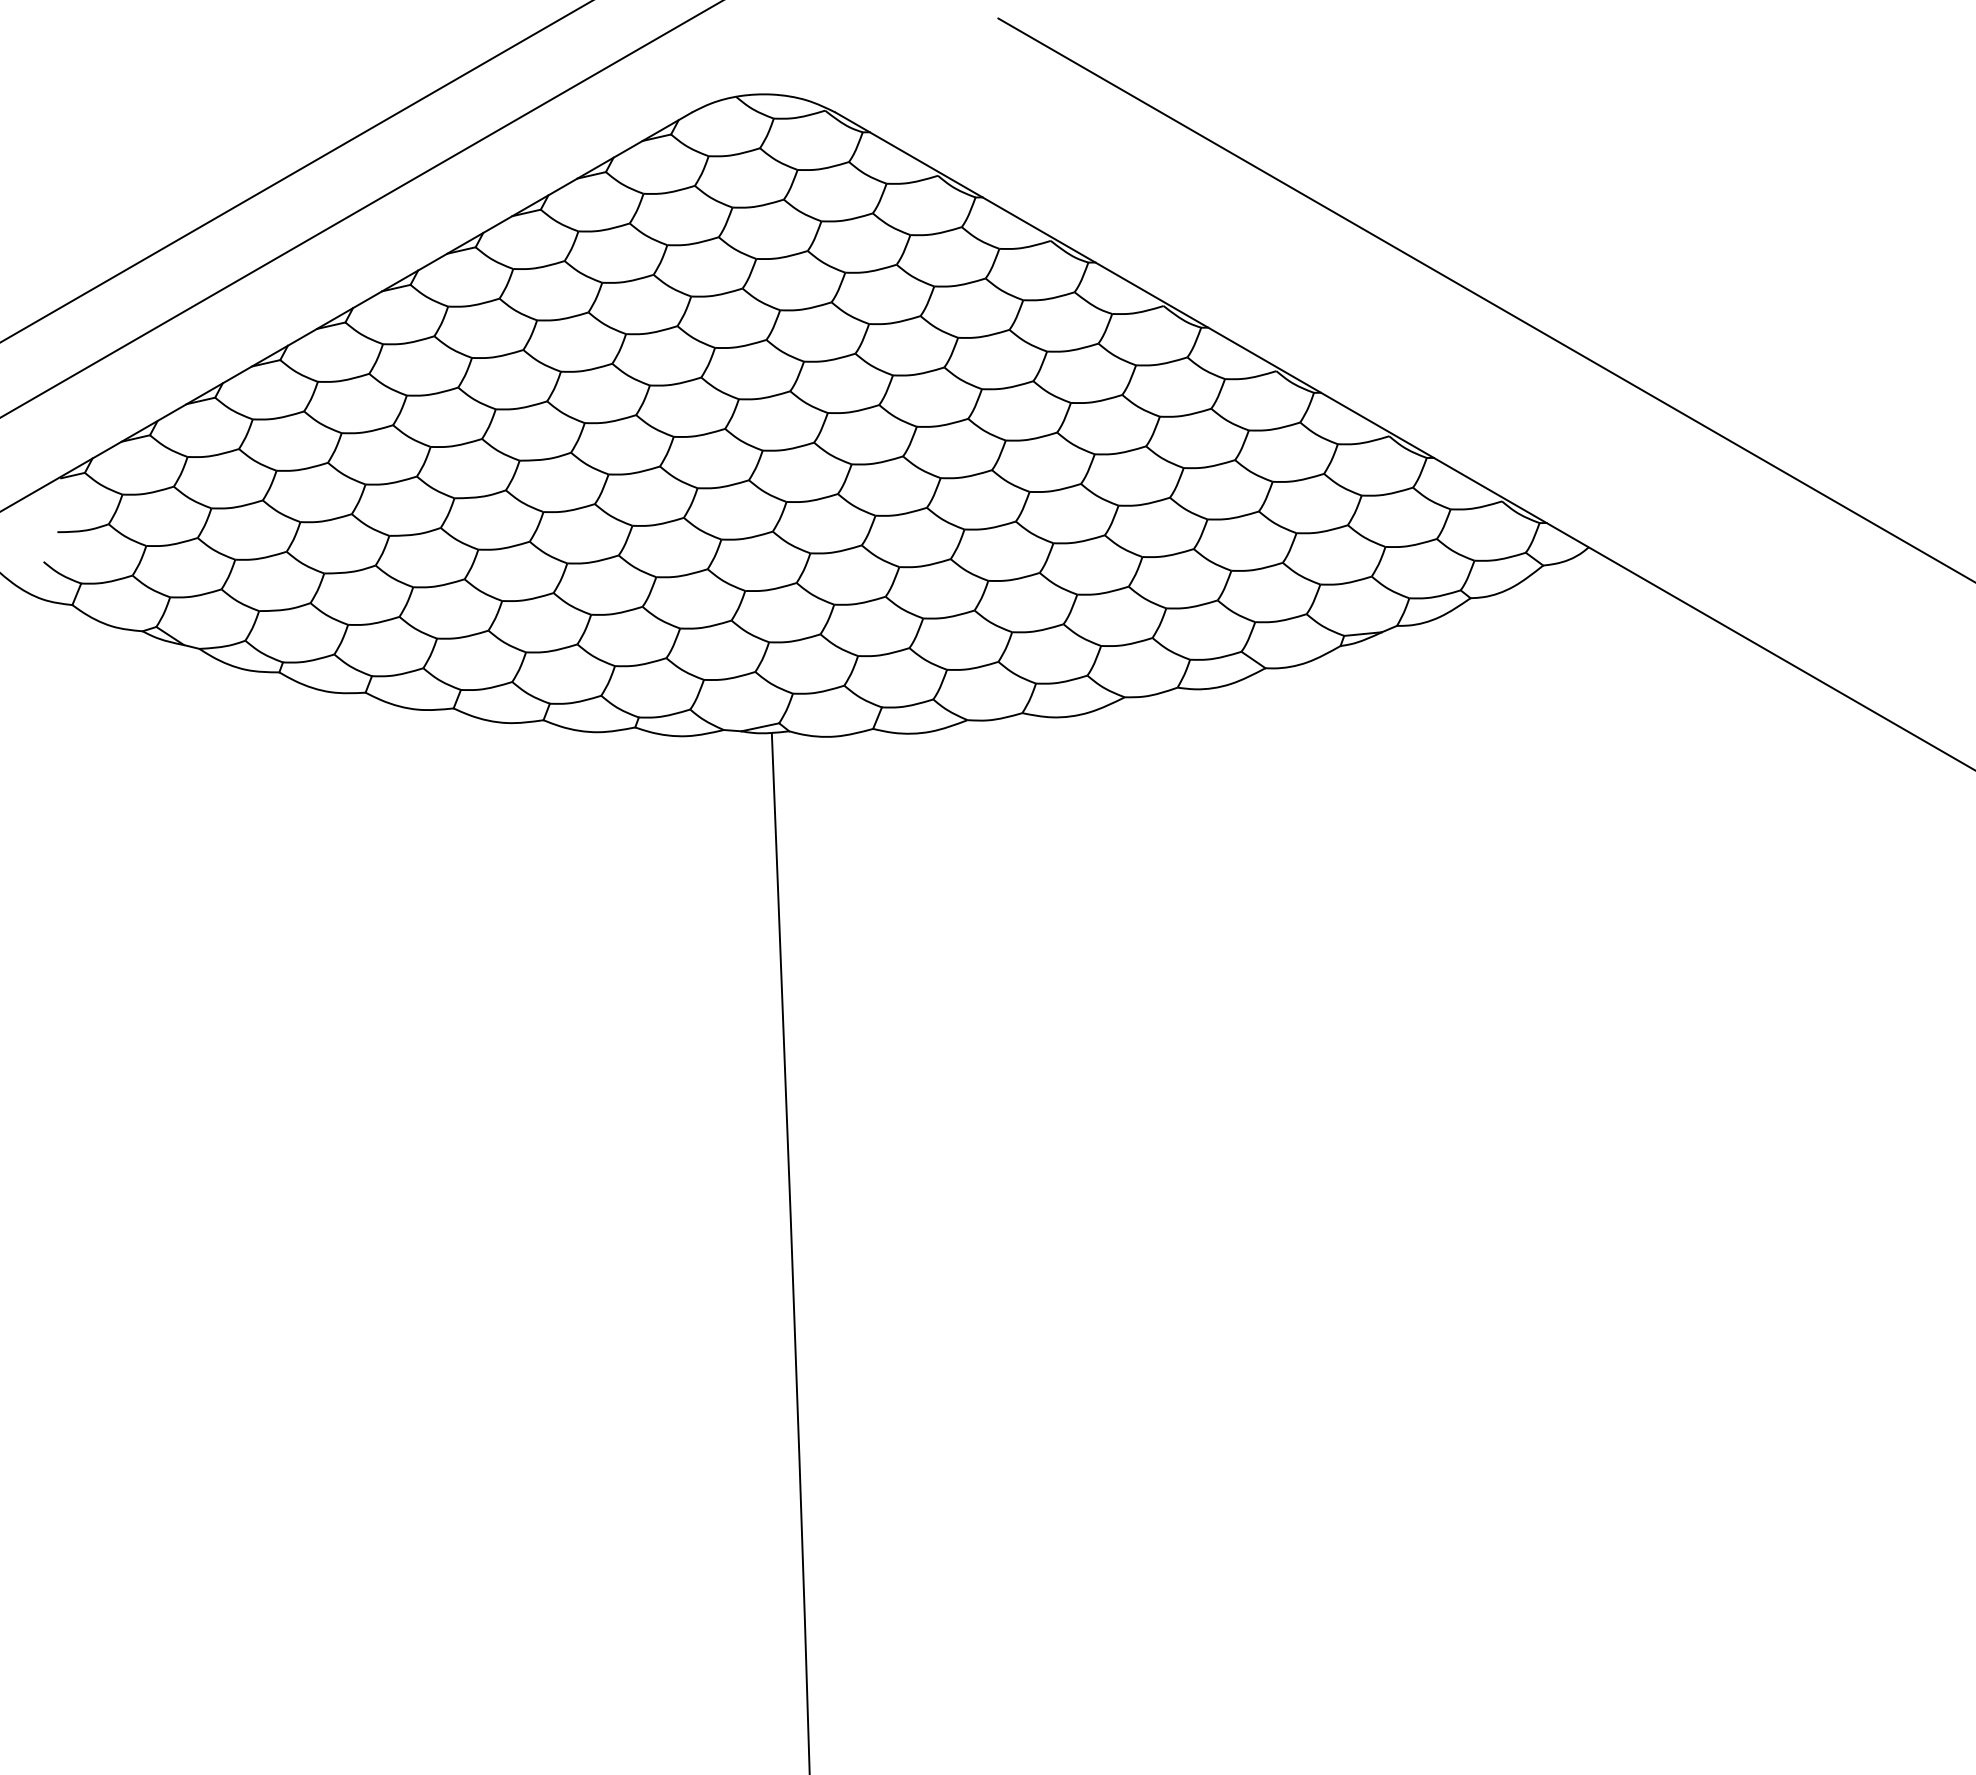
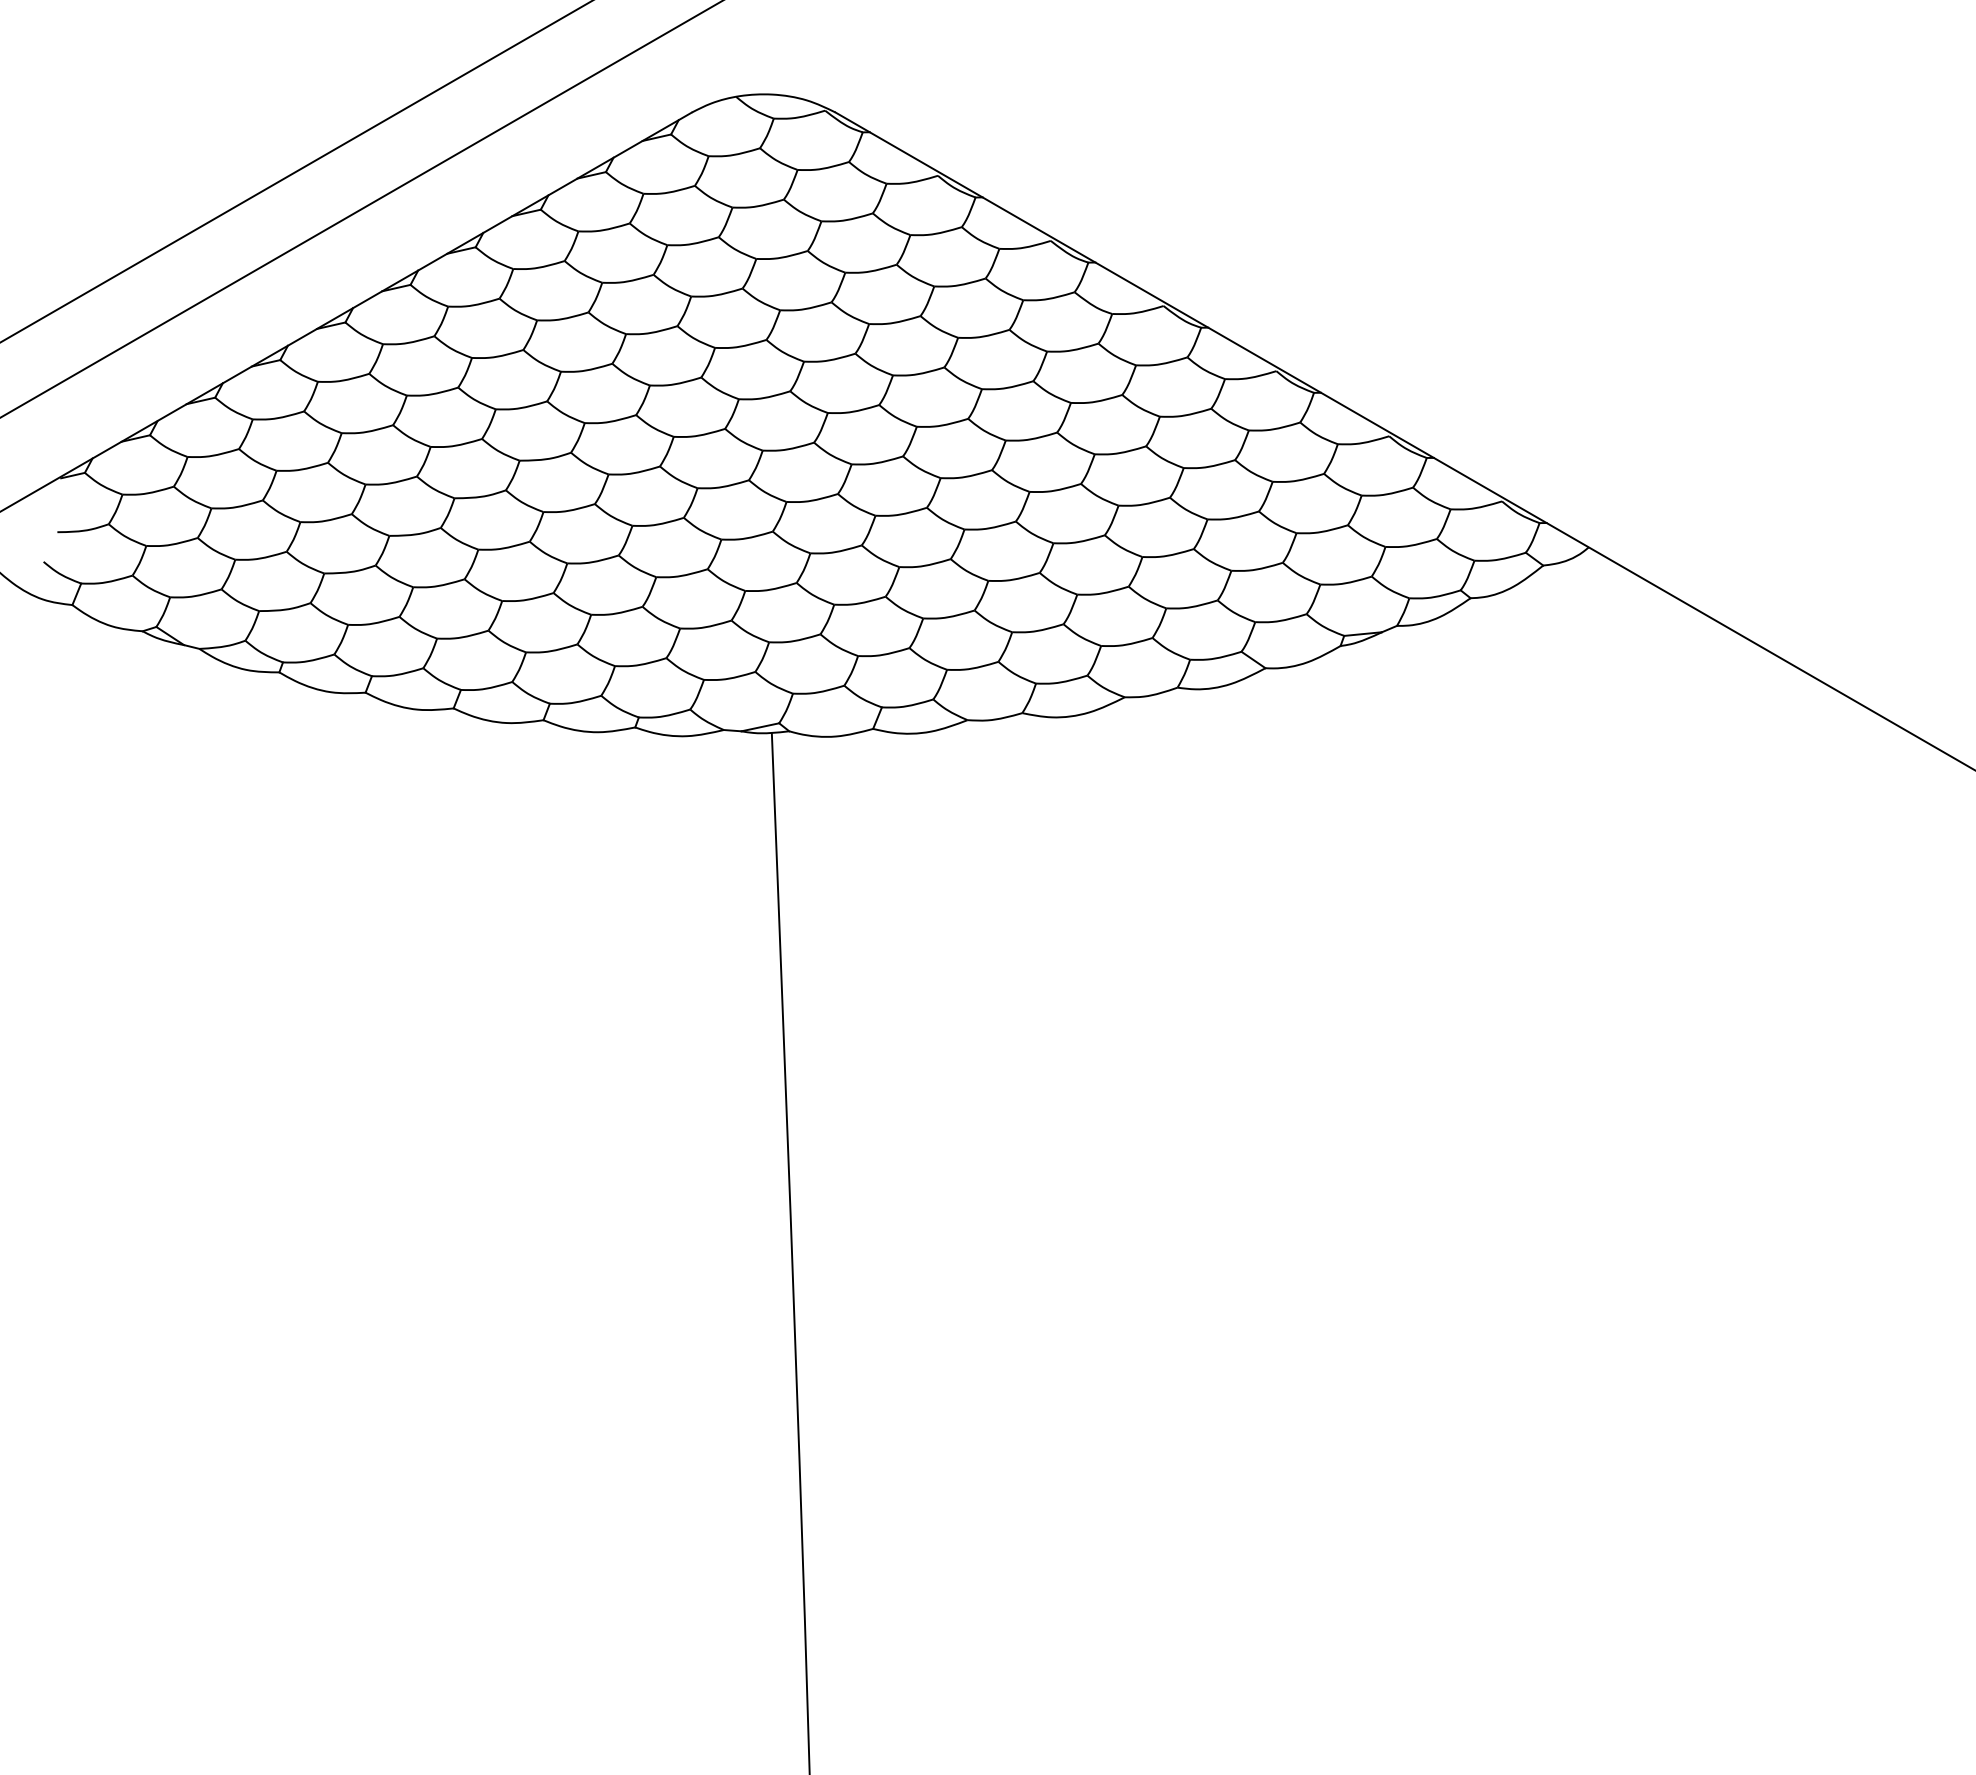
line: present -> none (1485, 299)
